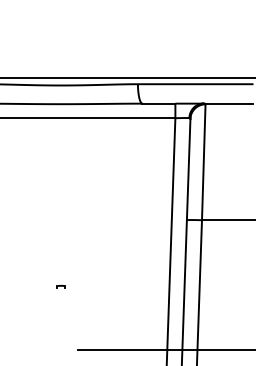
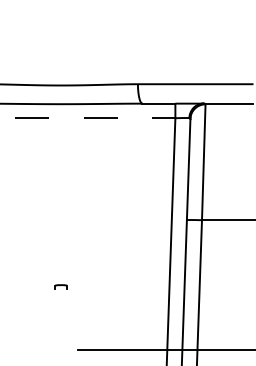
line: present -> none (127, 77)
line: solid -> dashed (88, 118)
part size: 10x4 px -> 14x6 px (60, 286)
